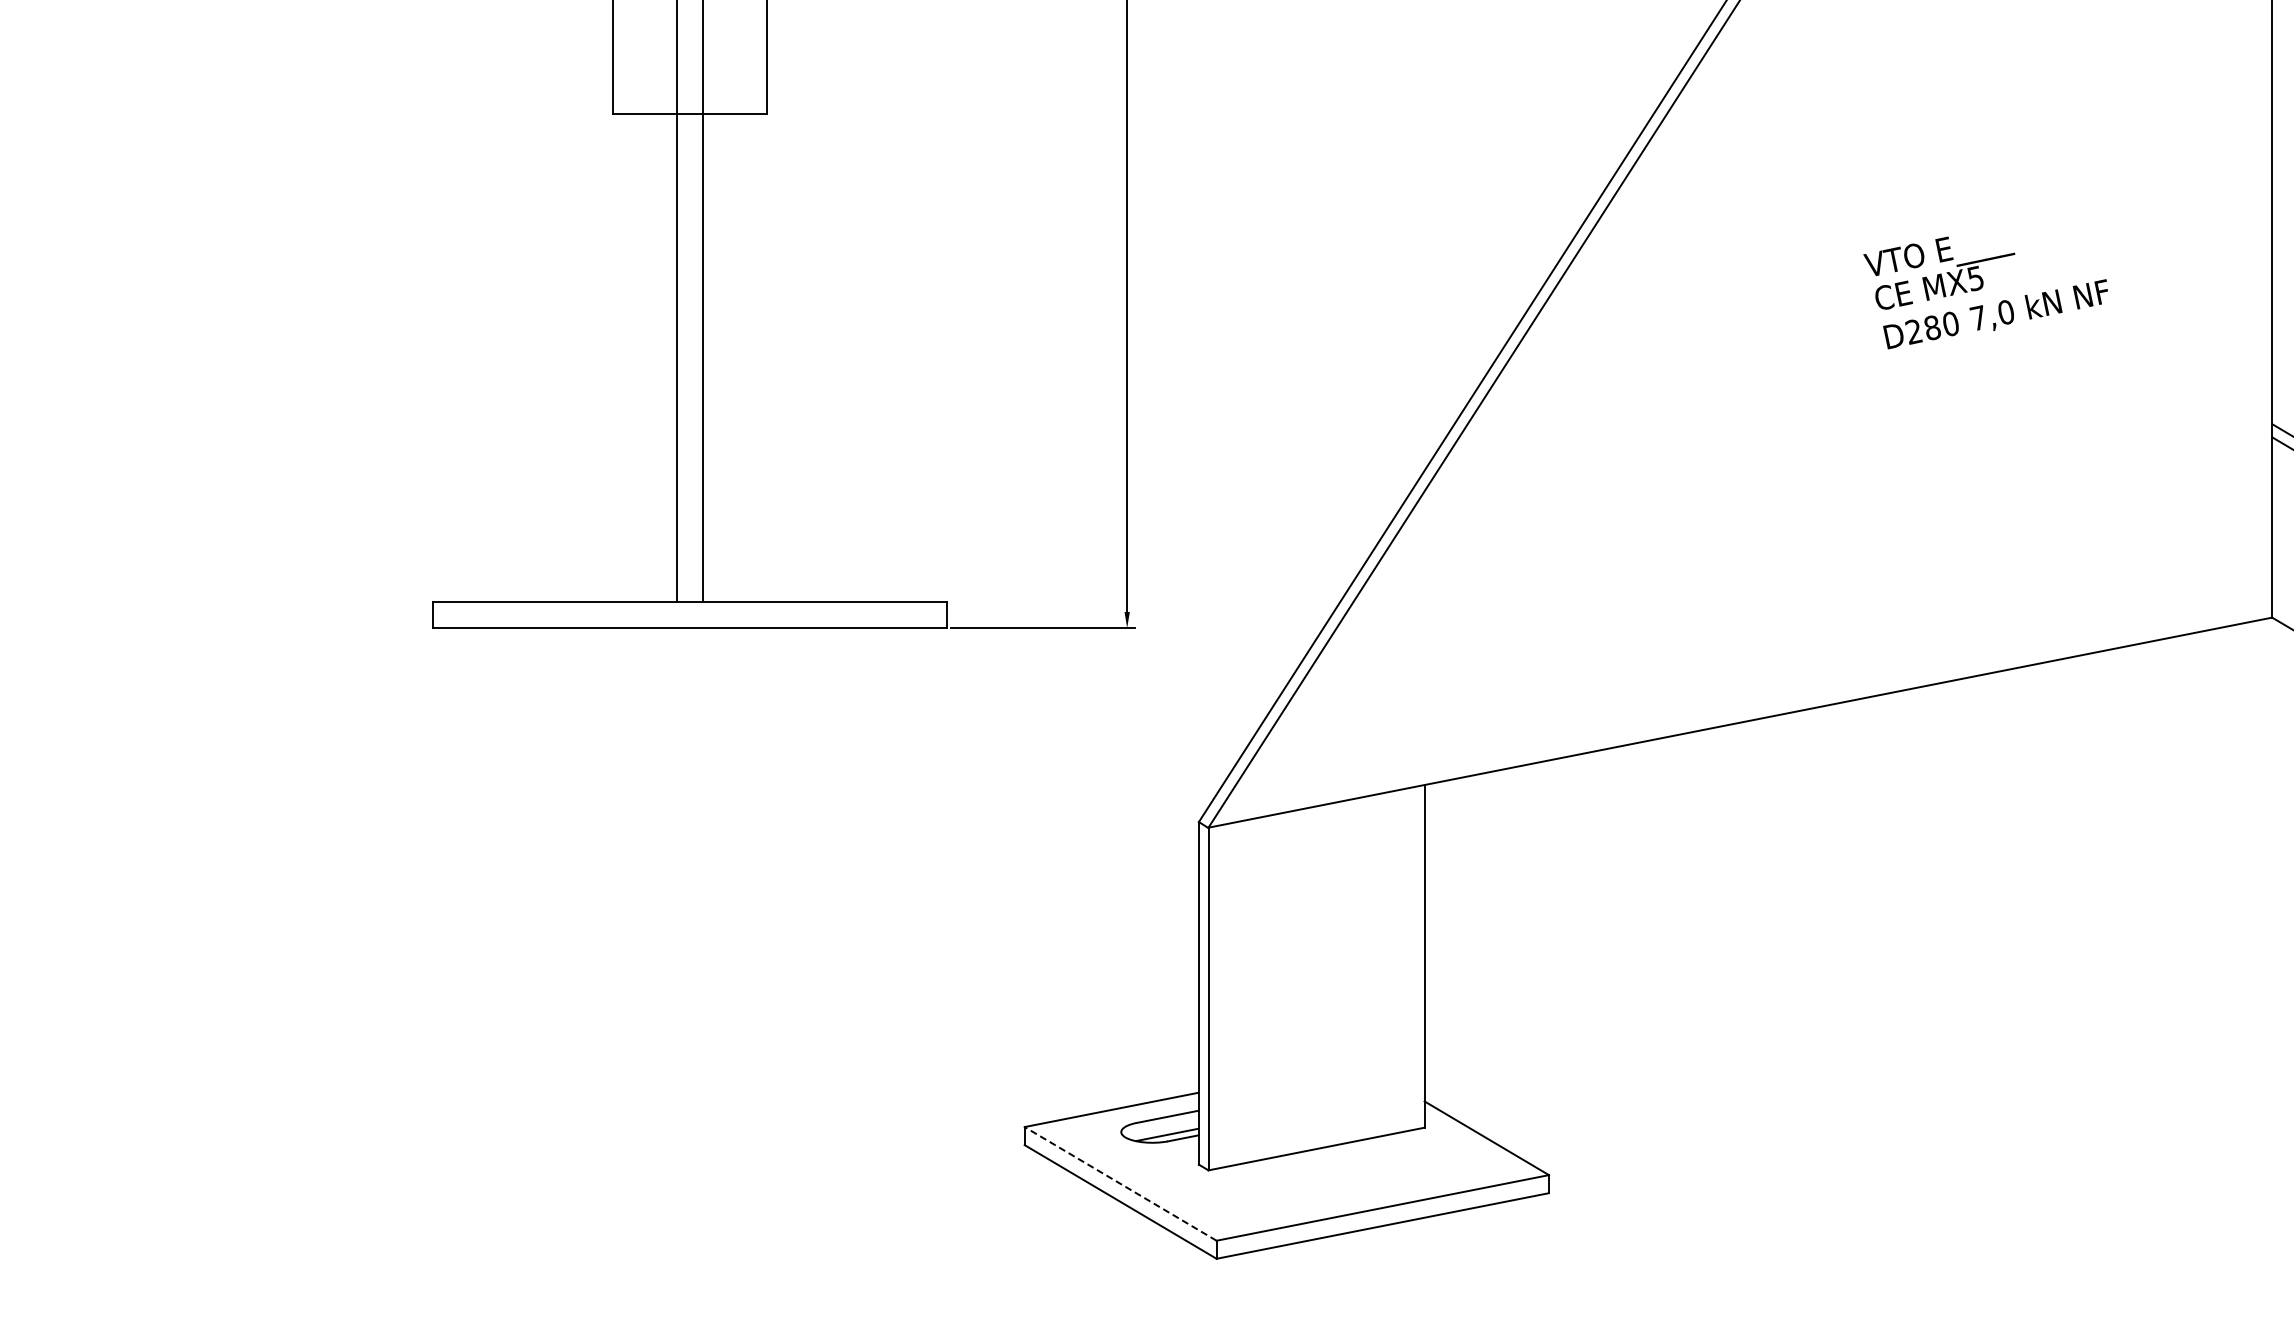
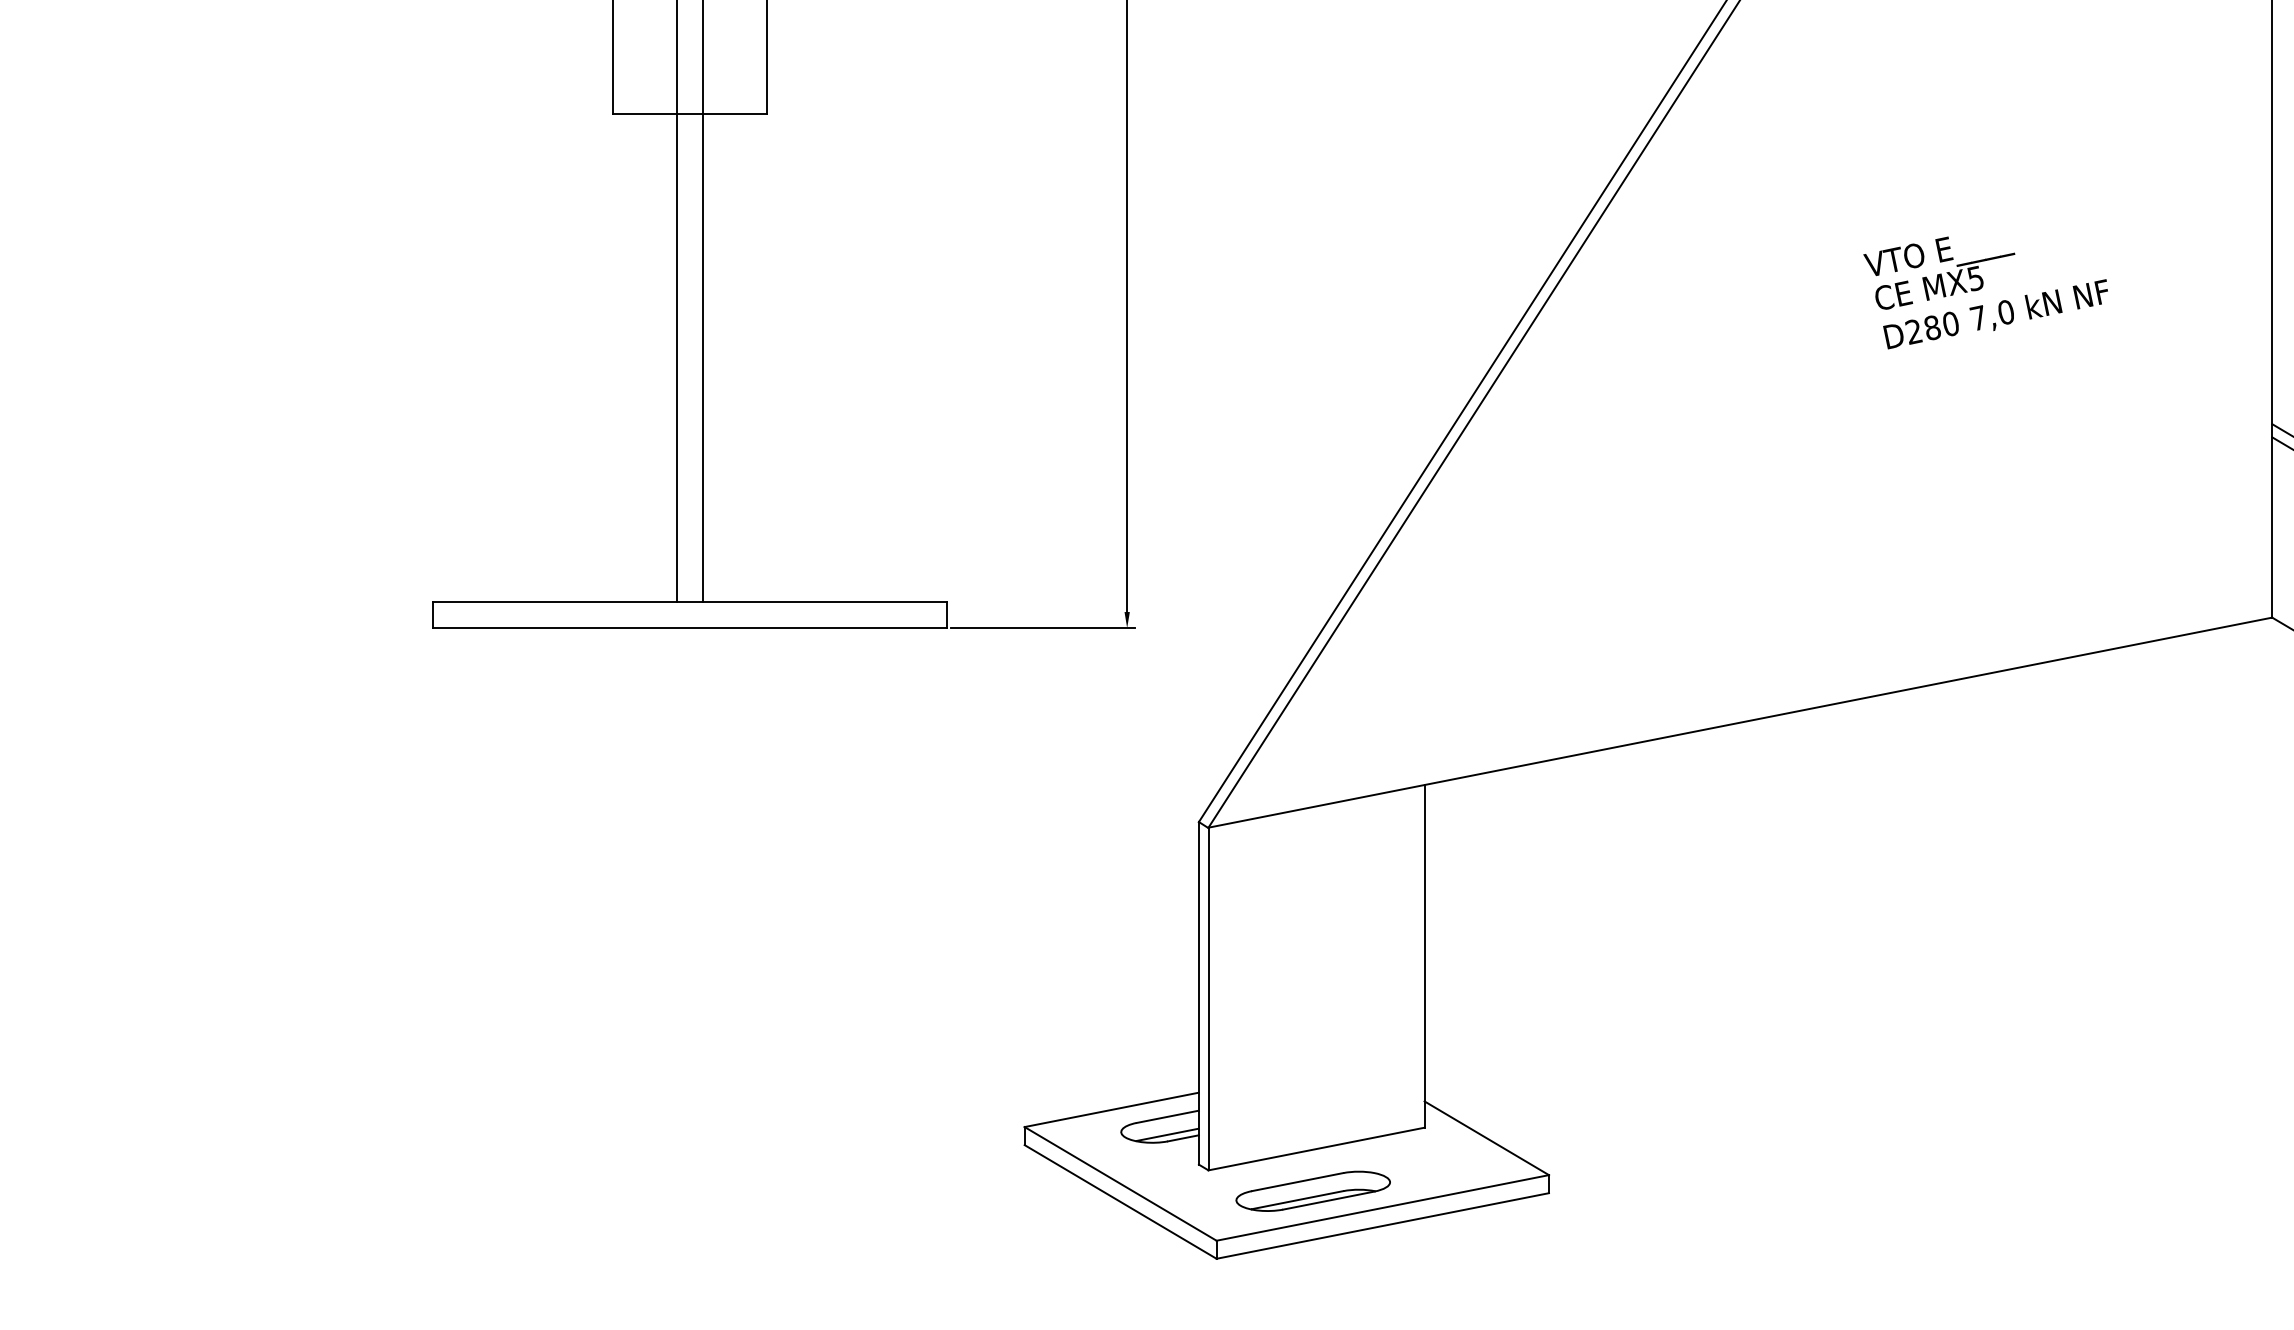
line: dashed -> solid (1120, 1183)
part: none -> present (1312, 1190)
